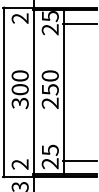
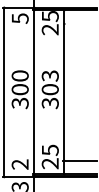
text: 2 -> 5 (19, 18)
line: present -> none (78, 24)
text: 250 -> 303 (49, 89)
